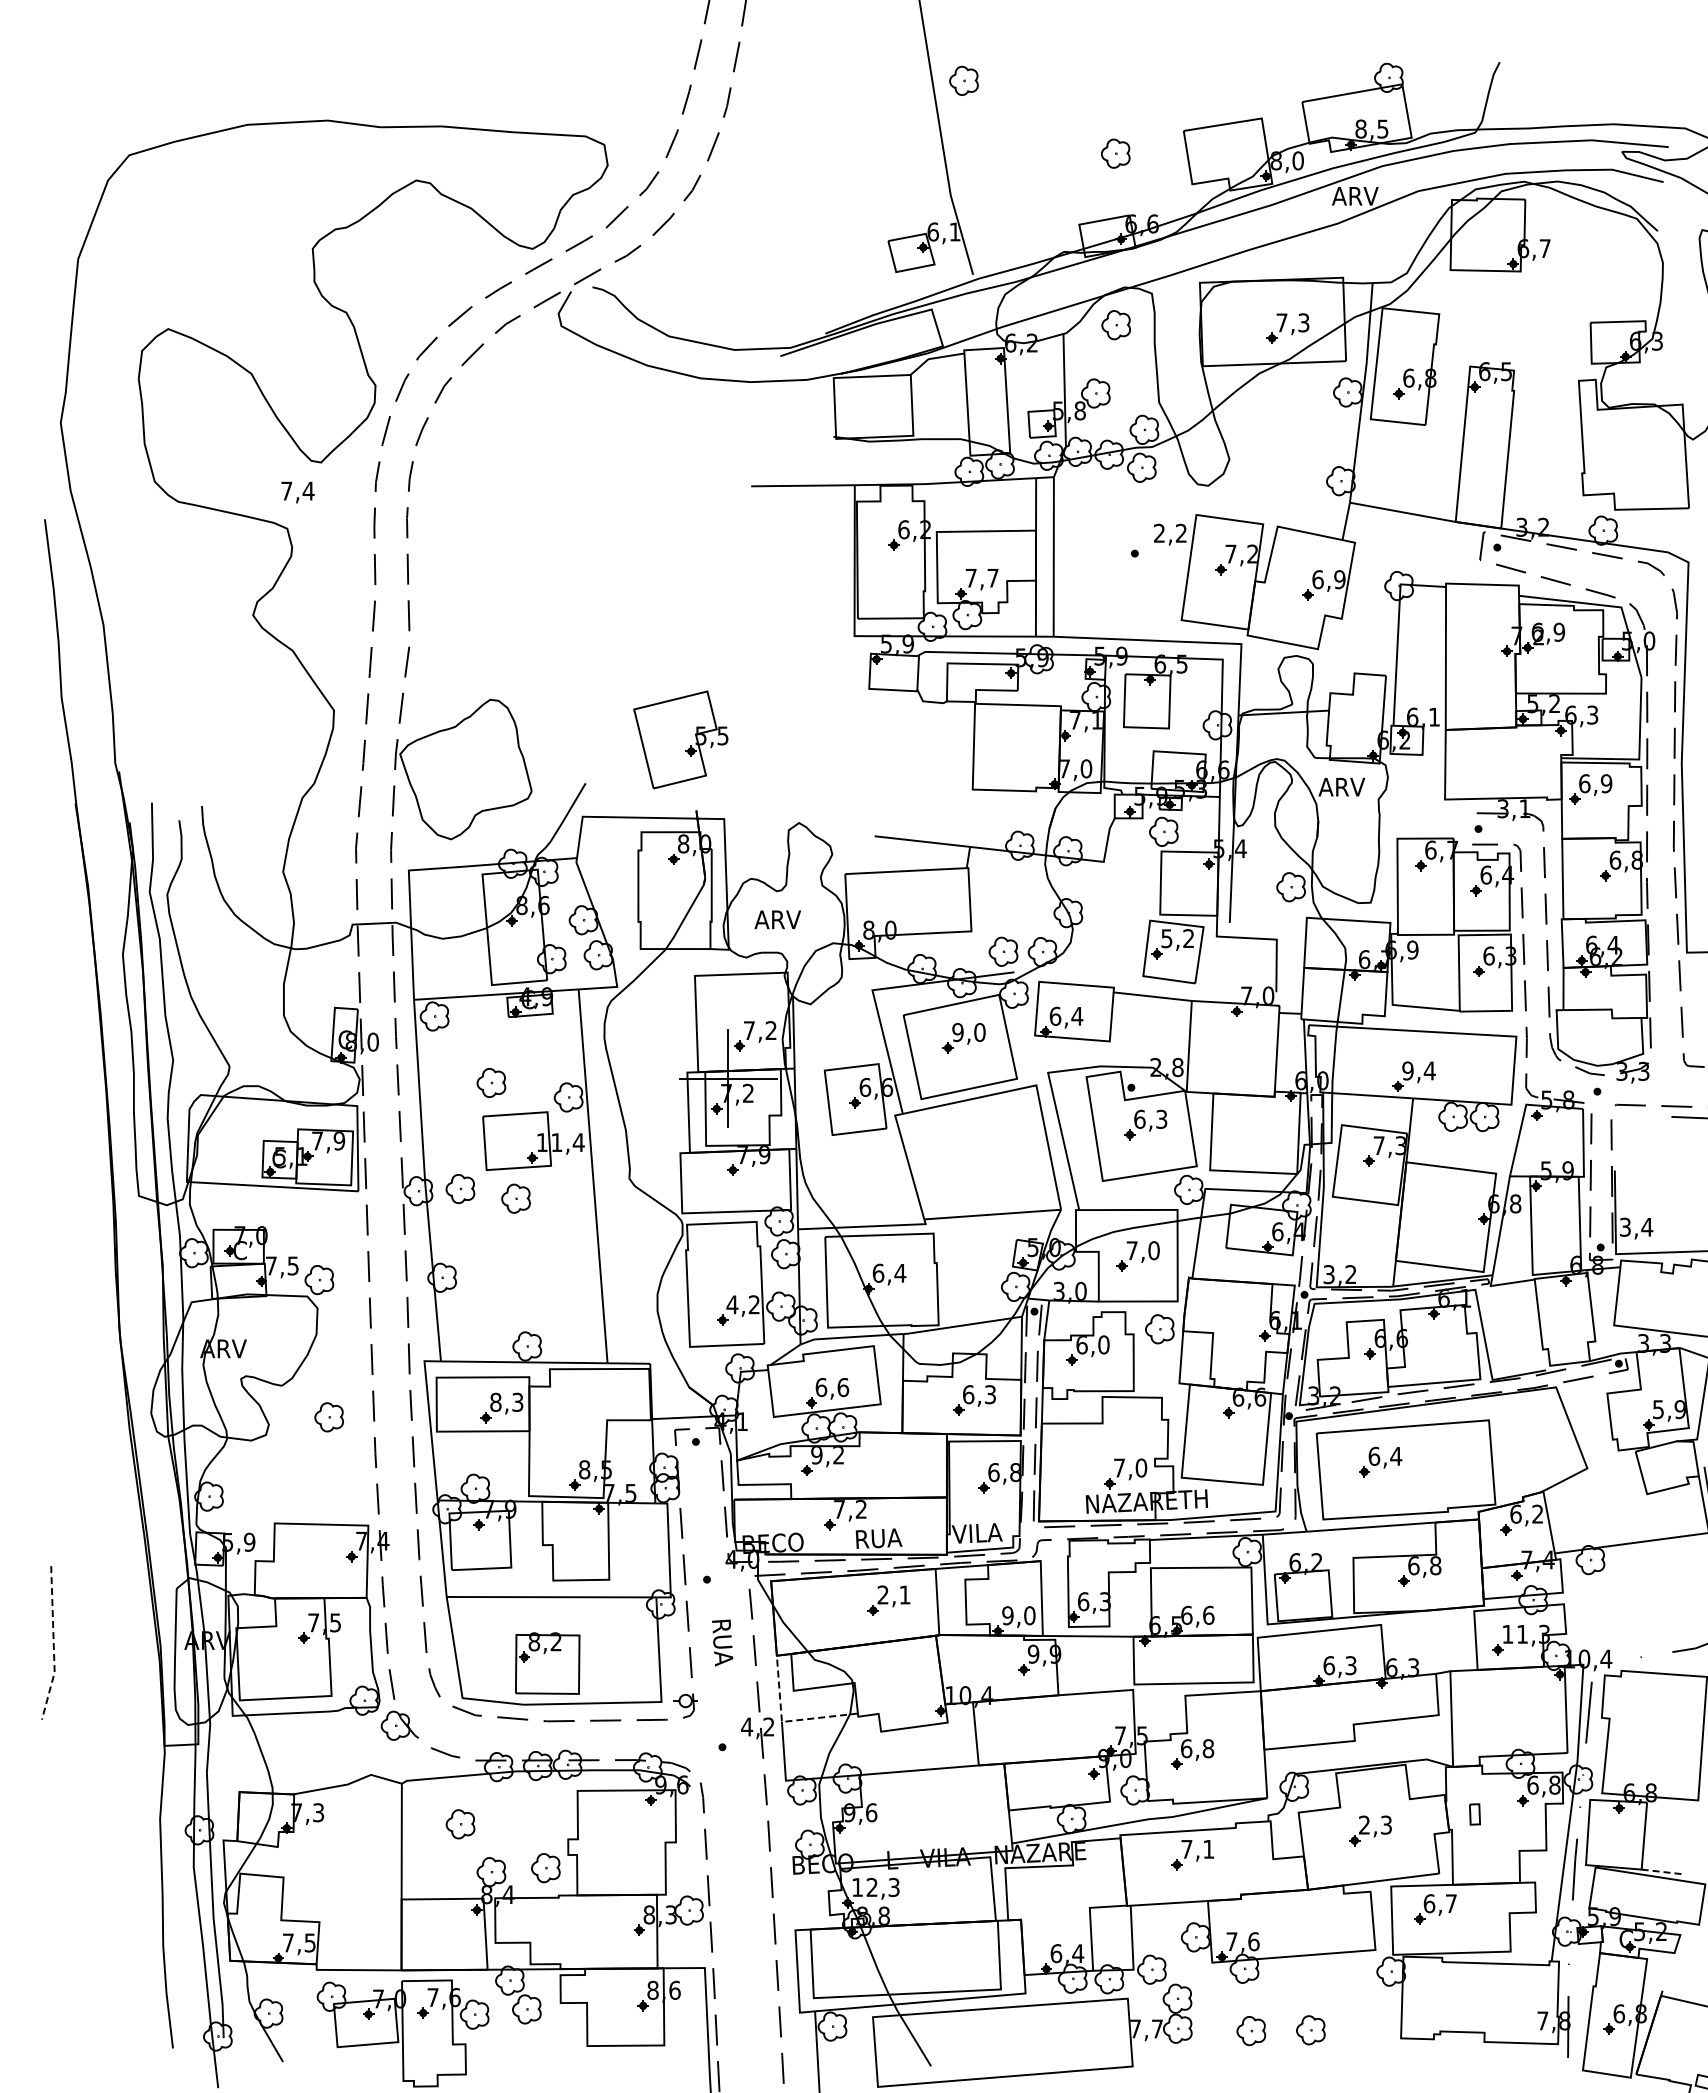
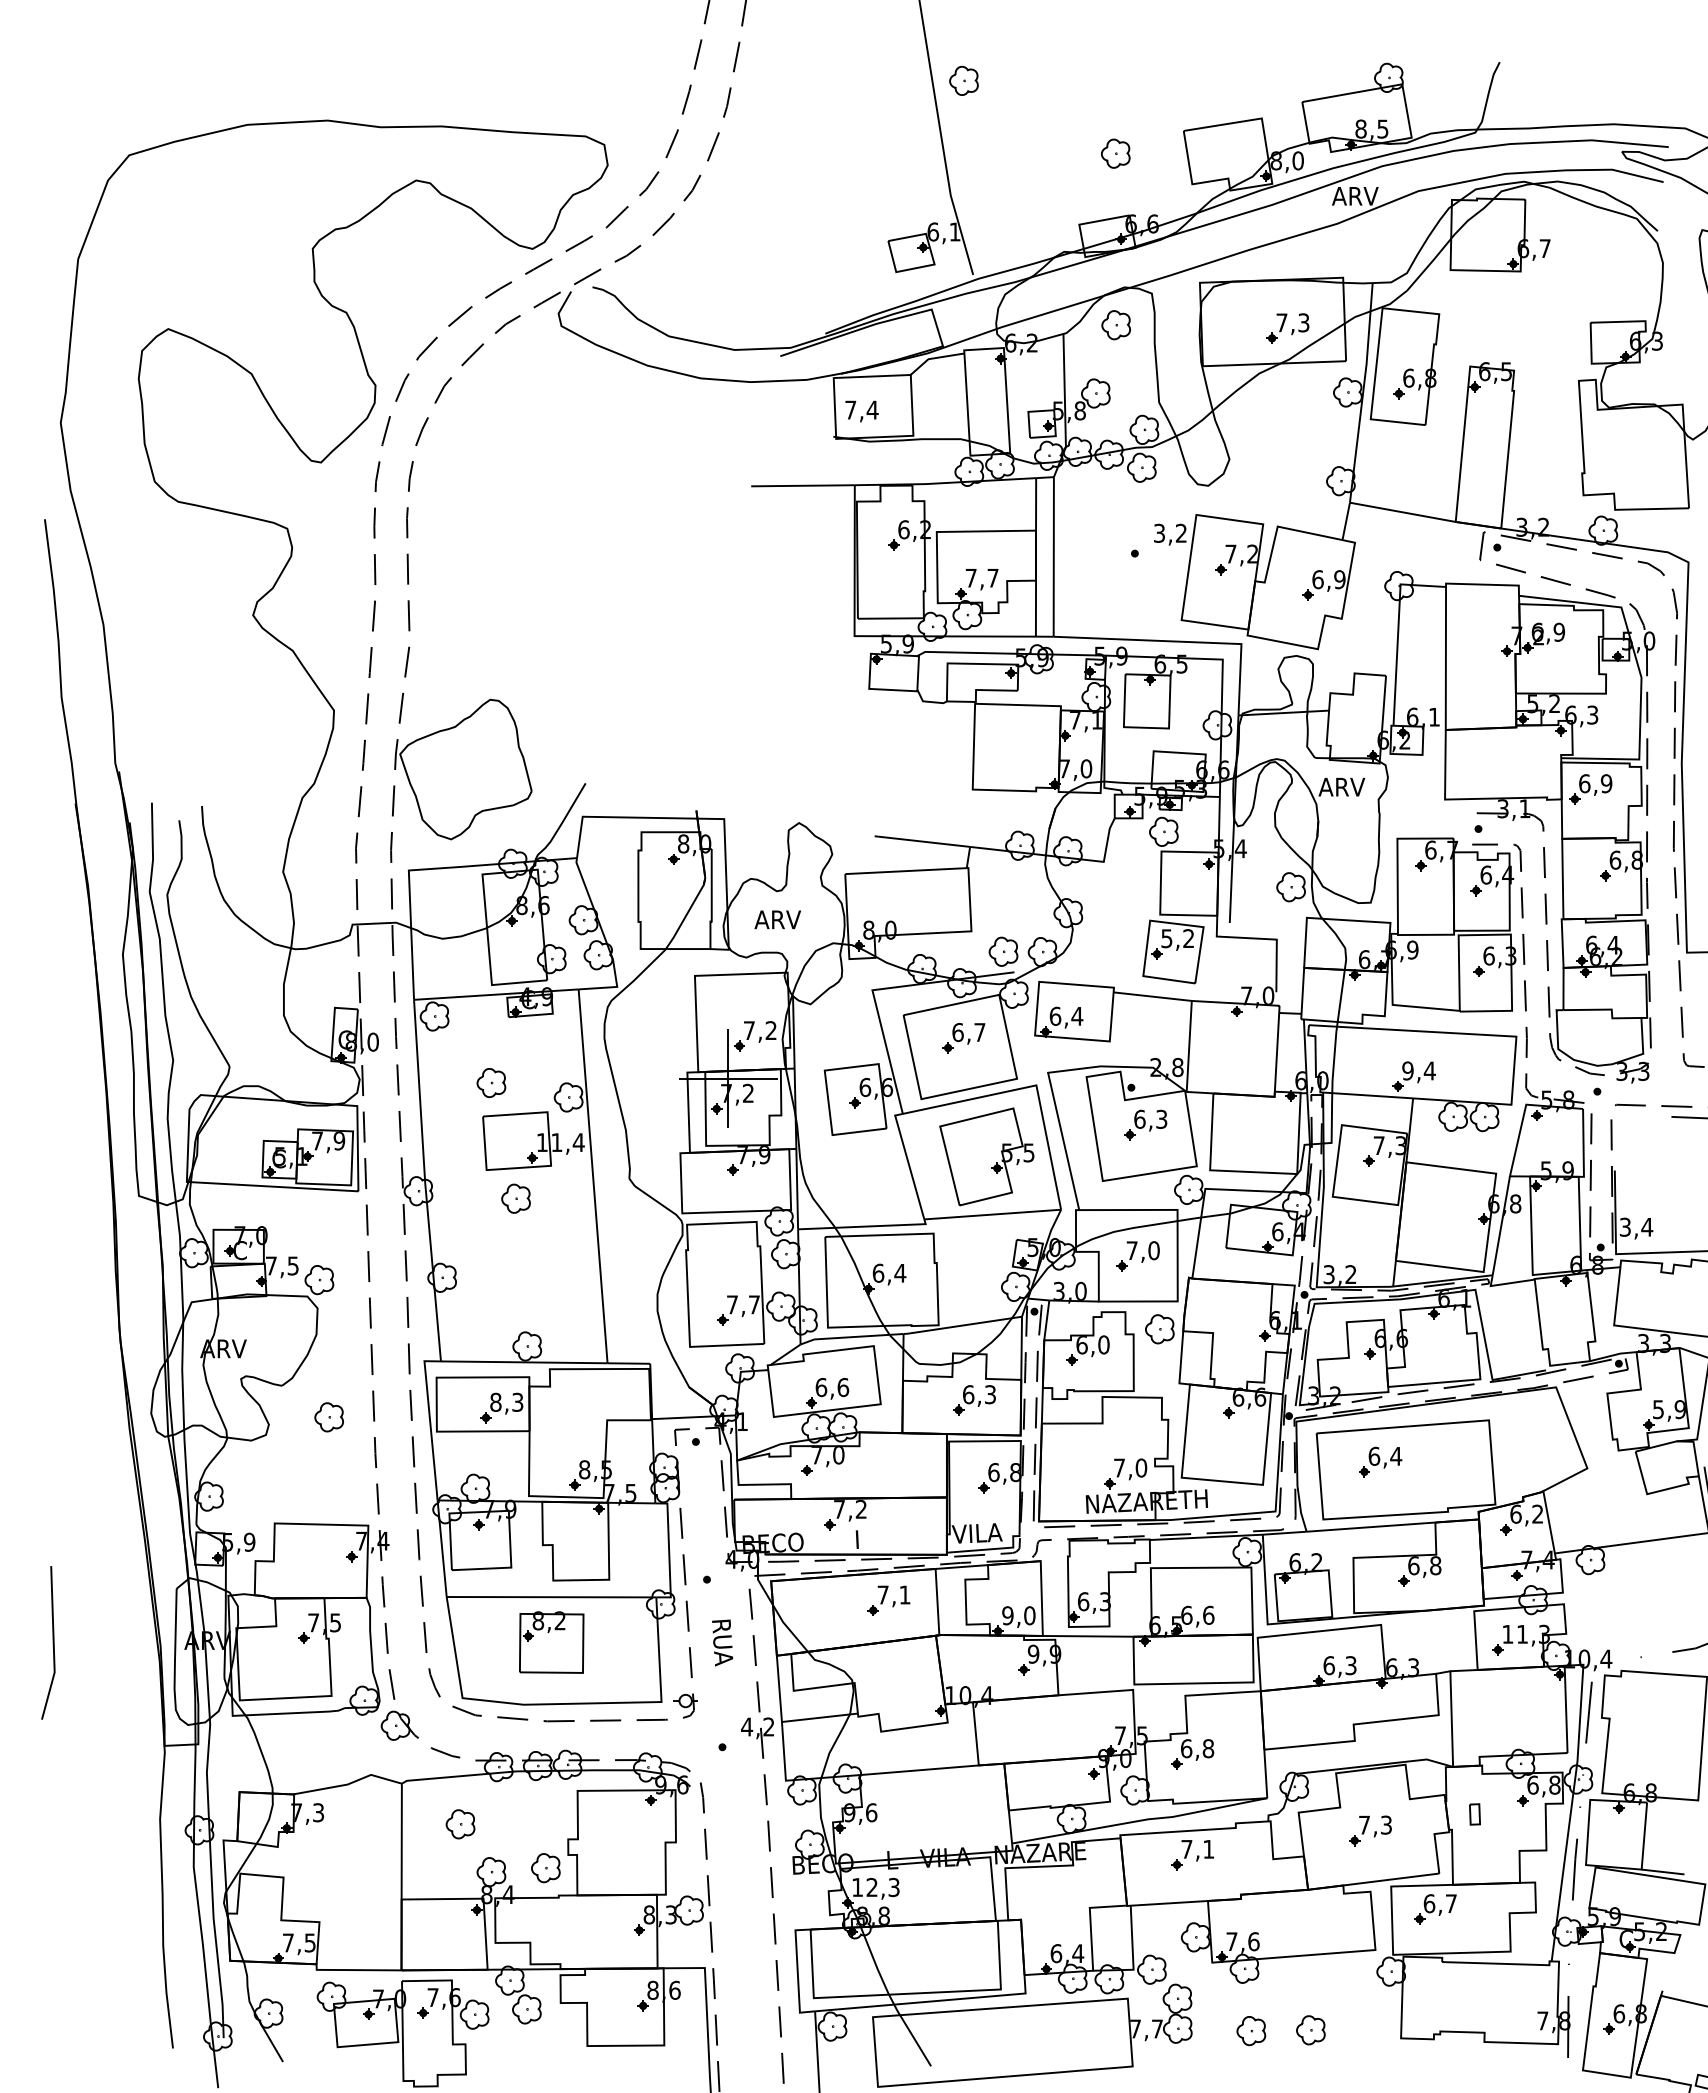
text position: (297, 492) -> (861, 411) (861, 411)
text: 2,2 -> 3,2 (1159, 533)
part position: (680, 739) -> (986, 1156) (986, 1156)
text: 9,0 -> 6,7 (968, 1032)
part: present -> none (460, 1189)
text: 4,2 -> 7,7 (742, 1304)
text: 9,2 -> 7,0 (827, 1455)
text: RUA -> I (880, 1538)
text: 2,1 -> 7,1 (882, 1594)
line: dashed -> solid (53, 1644)
part position: (547, 1663) -> (551, 1642) (551, 1642)
line: dashed -> solid (785, 1721)
text: 2,3 -> 7,3 (1364, 1824)
line: dashed -> solid (1663, 1872)
